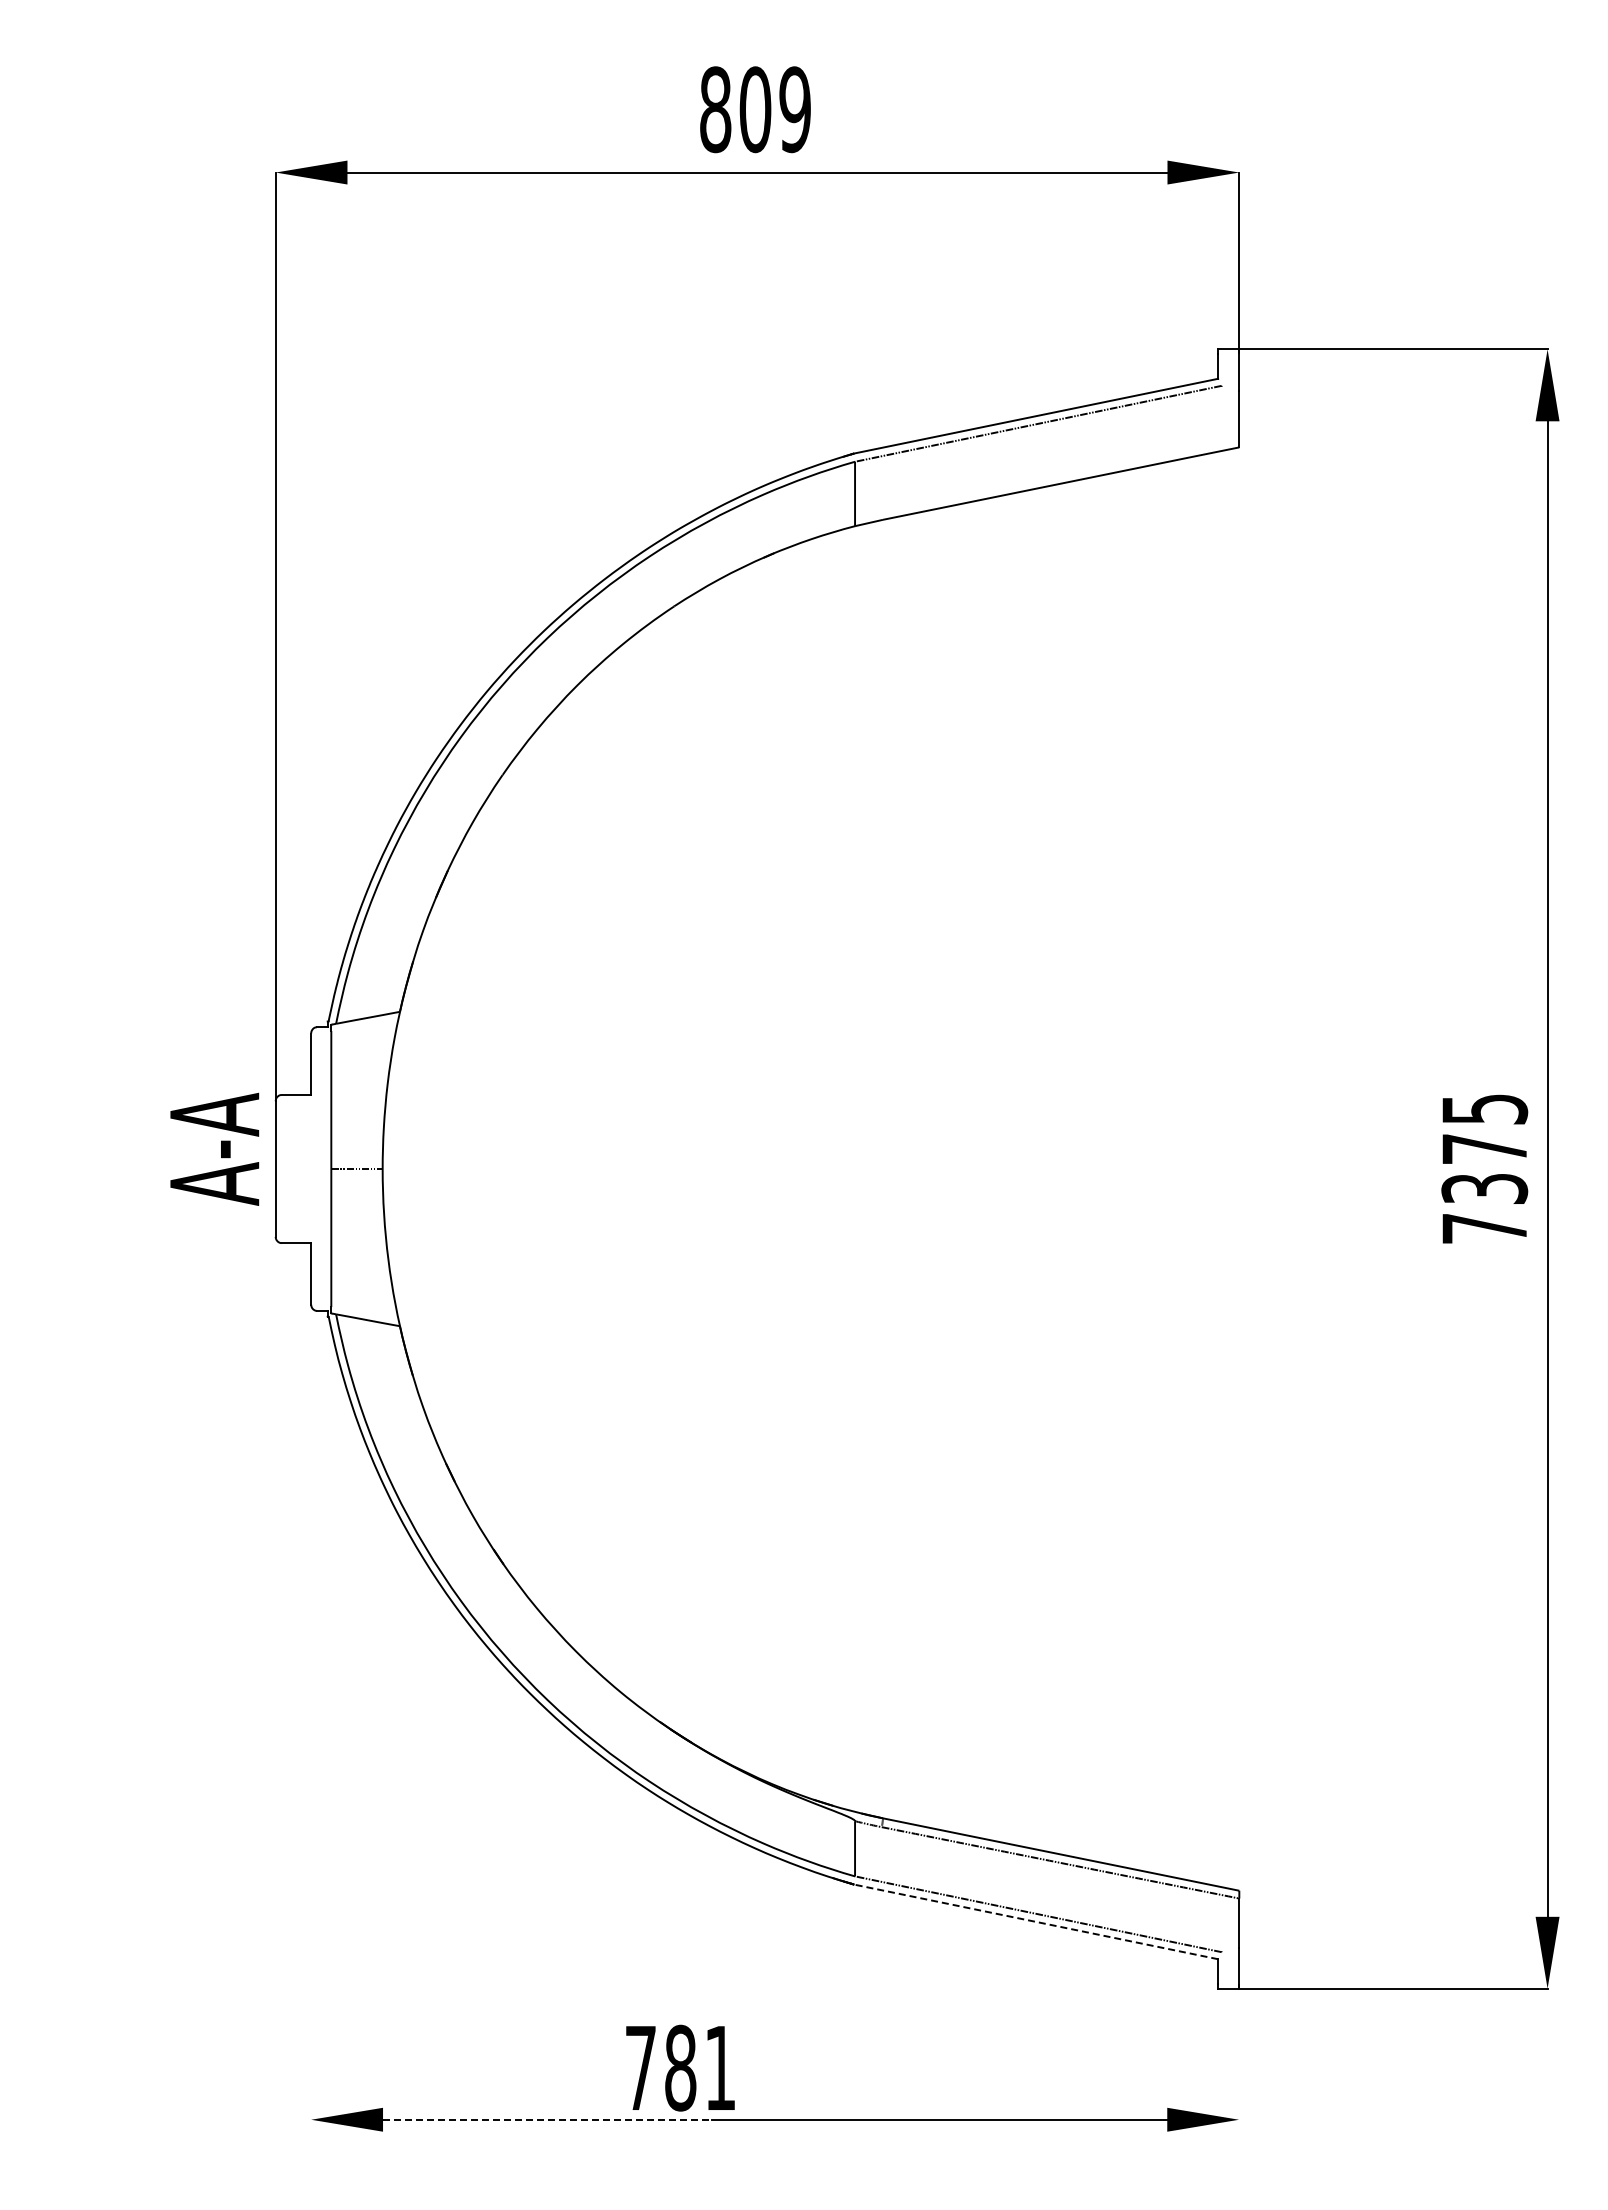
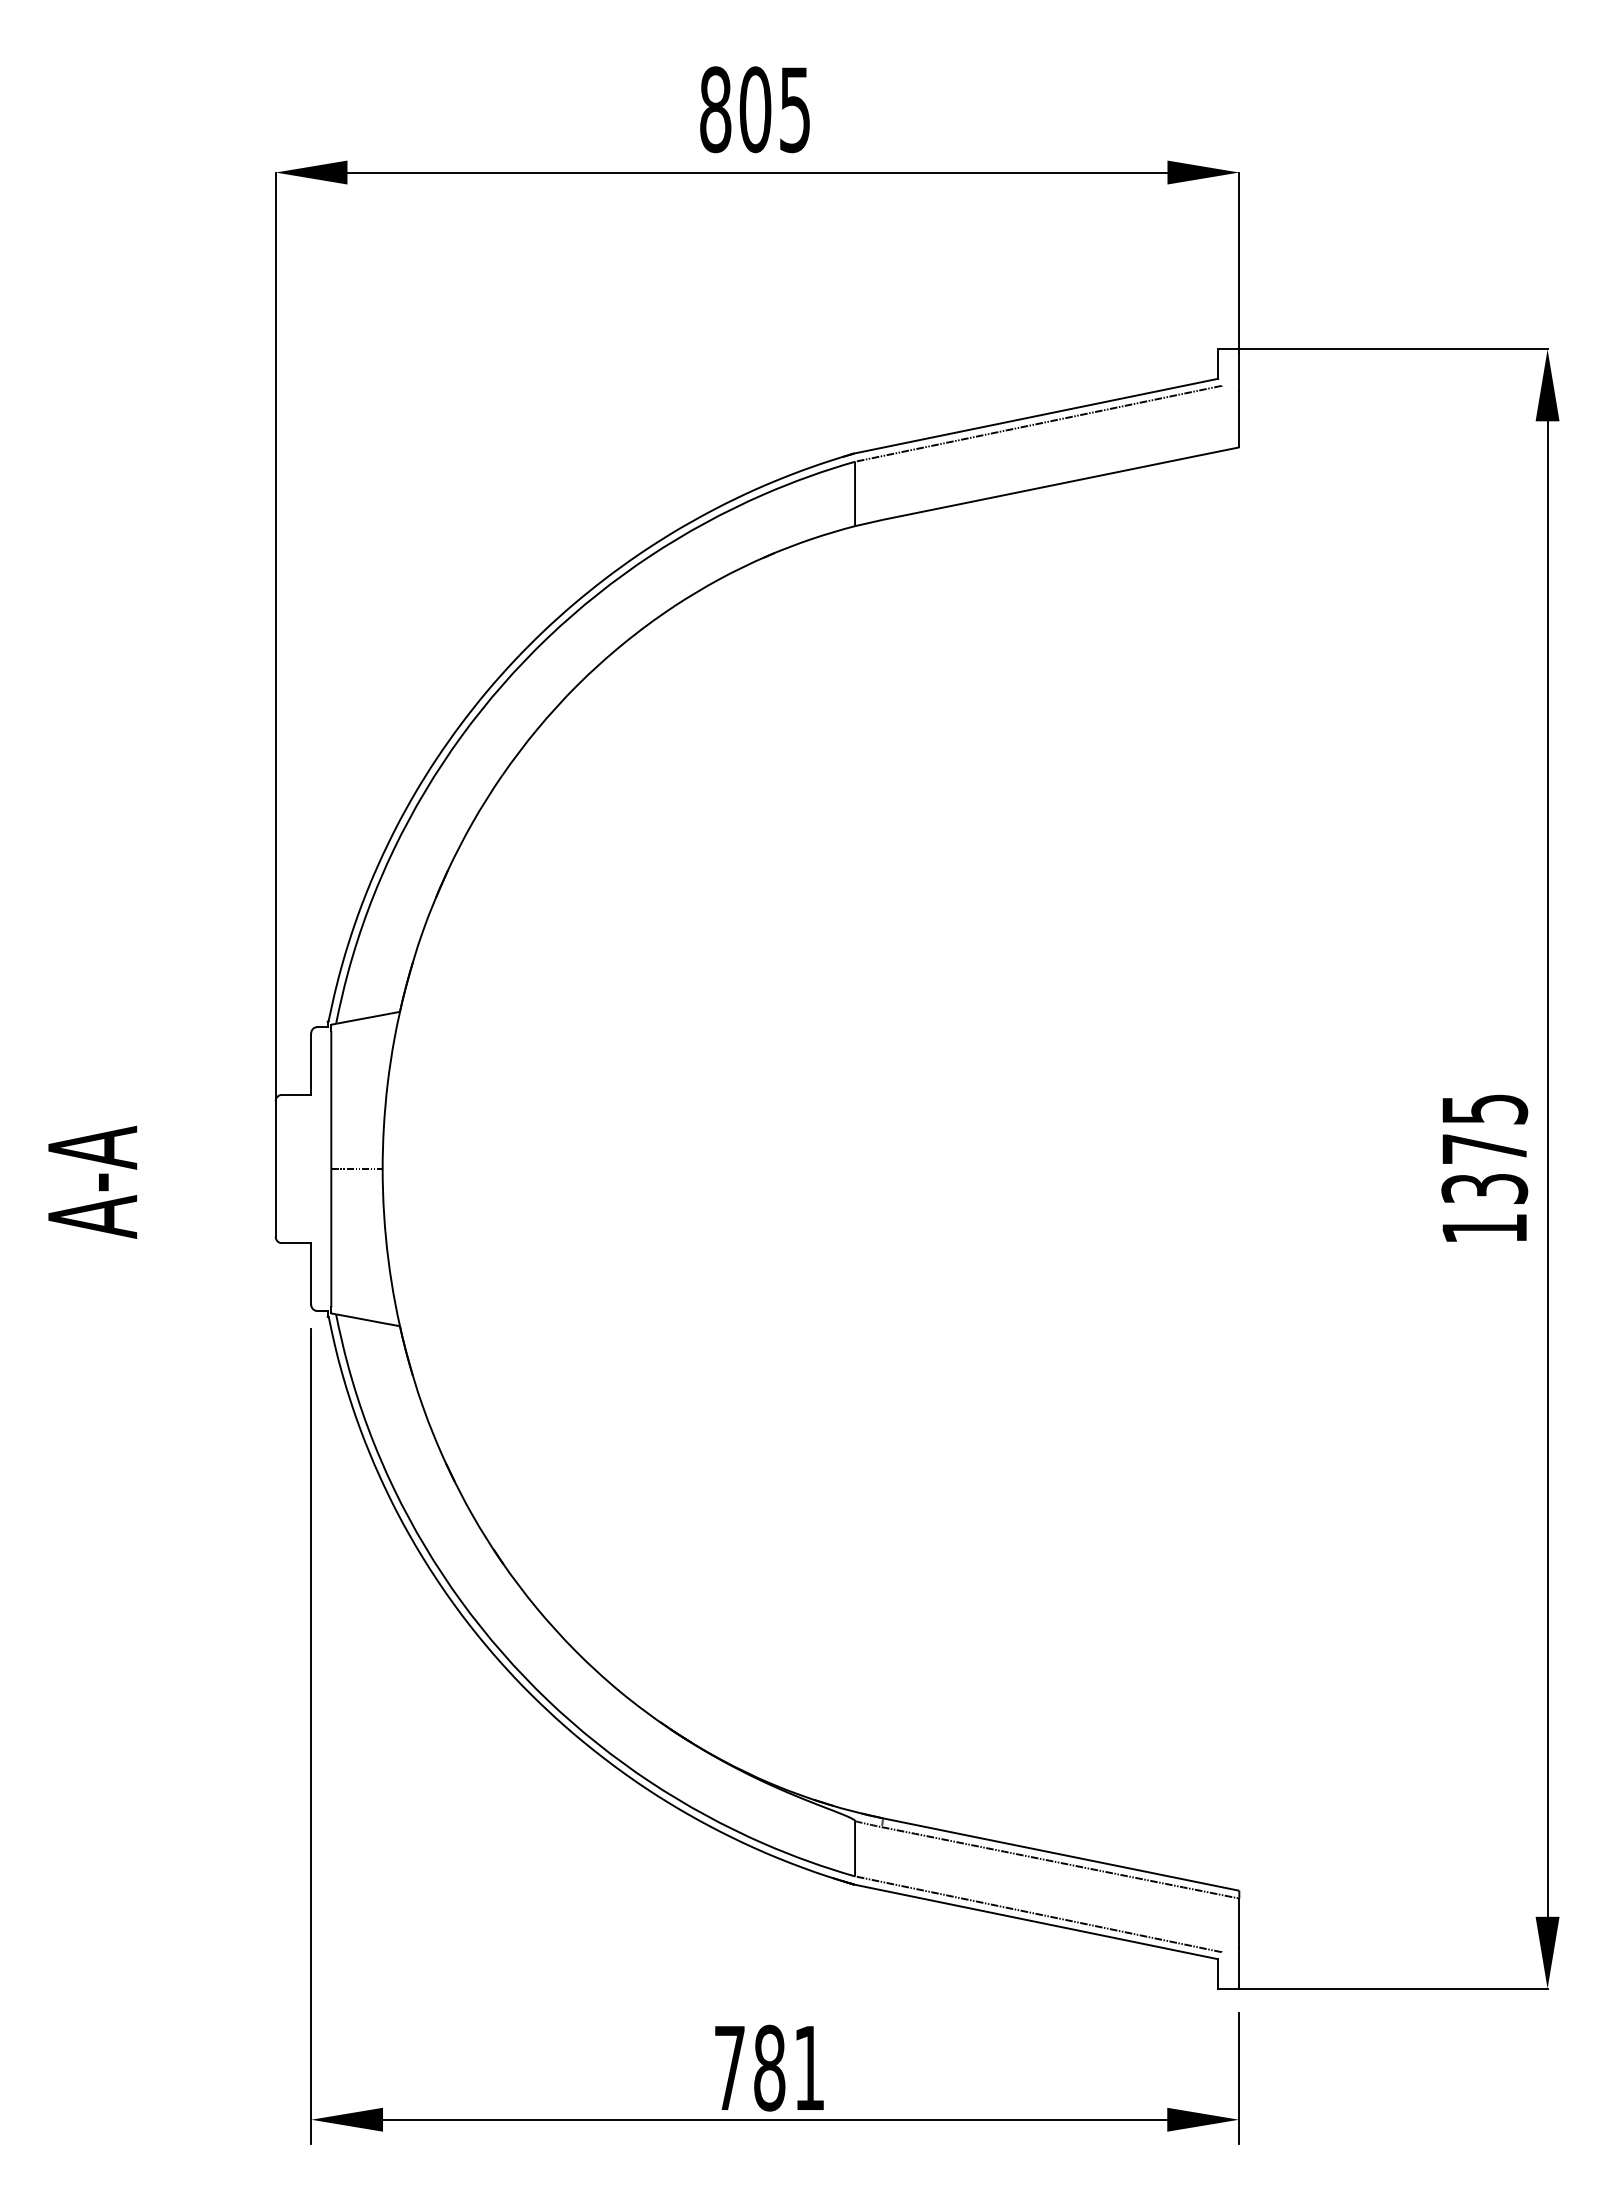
text: 809 -> 805 (794, 109)
text position: (214, 1148) -> (92, 1181) (92, 1181)
text: 7375 -> 1375 (1484, 1228)
line: none -> present (311, 1735)
line: dashed -> solid (1036, 1921)
text position: (680, 2067) -> (769, 2067) (769, 2067)
line: none -> present (1239, 2077)
line: dashed -> solid (547, 2119)
